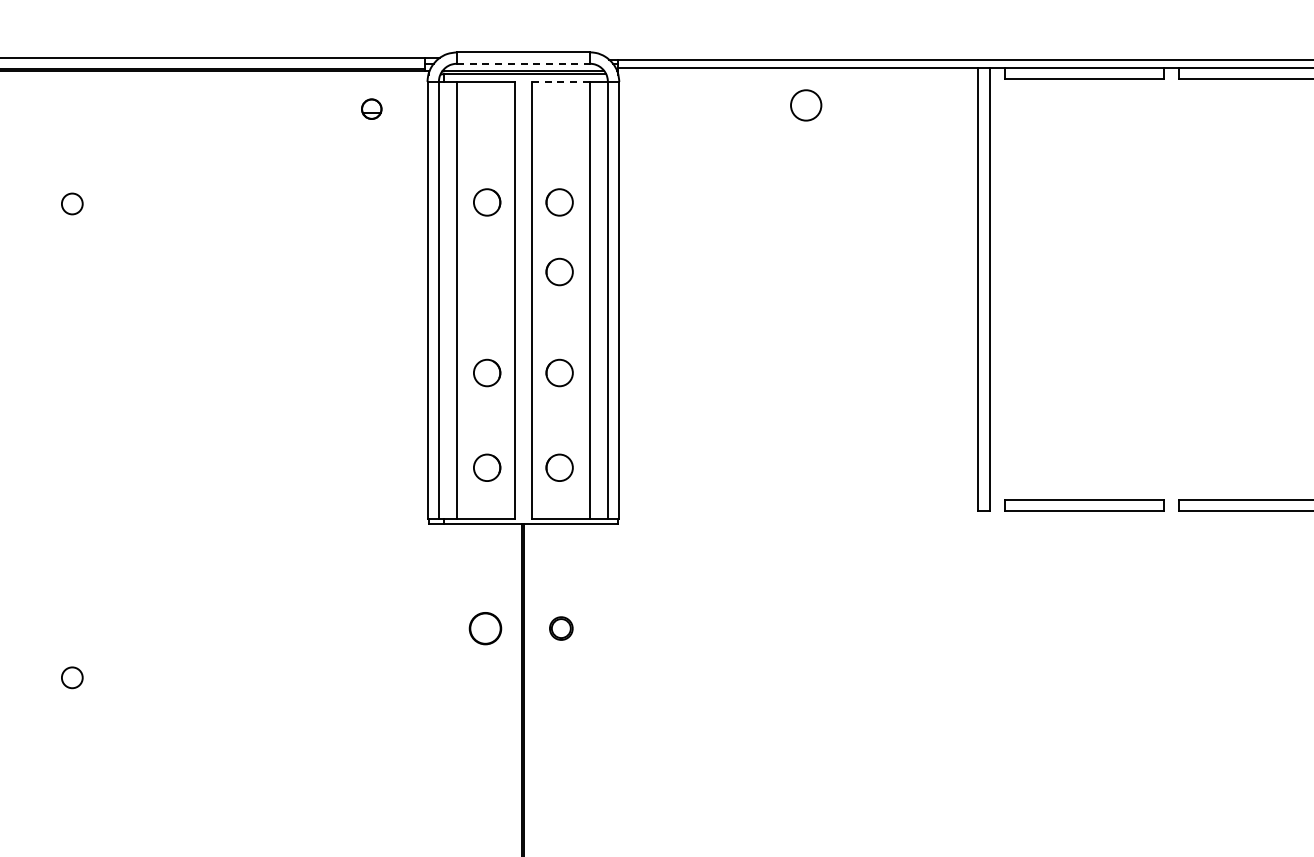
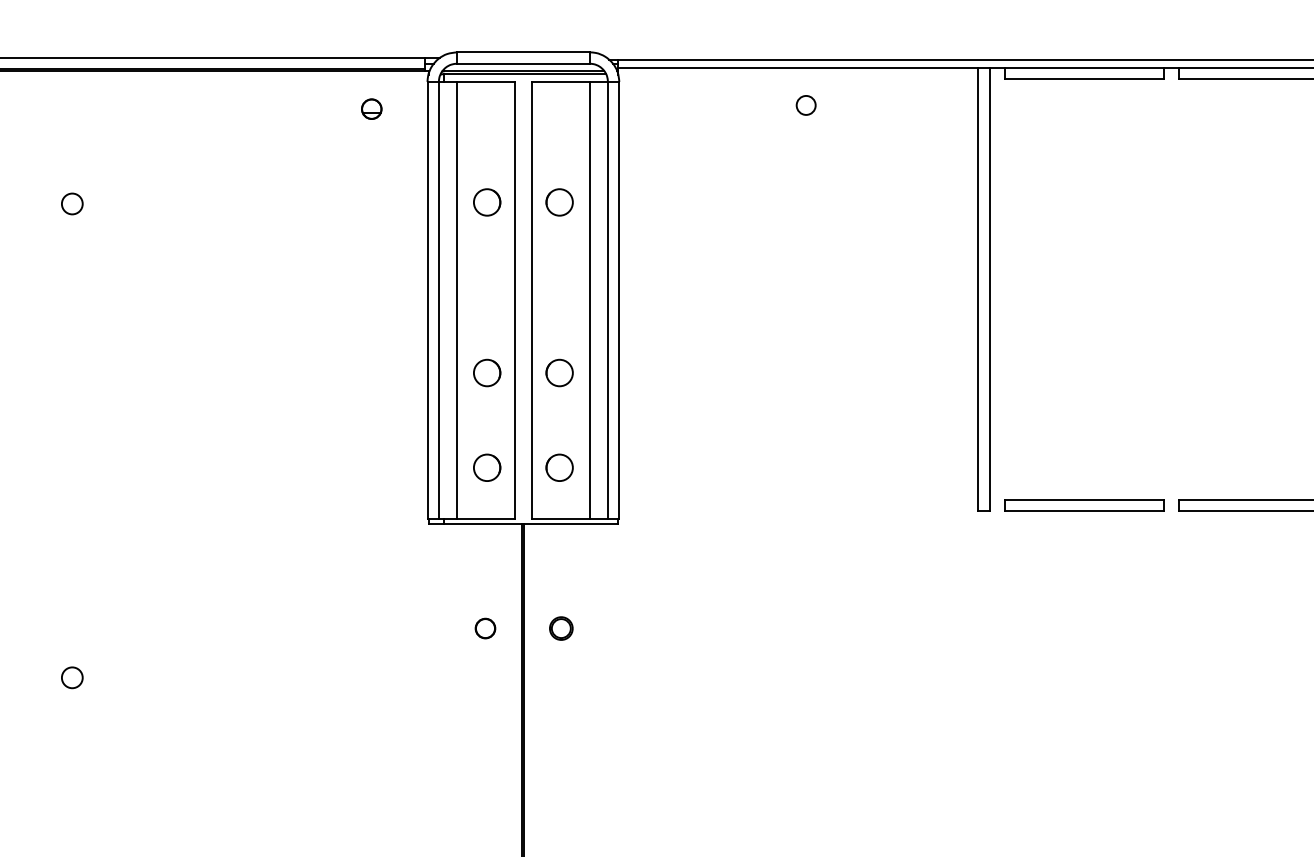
line: dashed -> solid (523, 63)
line: dashed -> solid (560, 81)
circle diameter: 30 px -> 19 px (805, 104)
part: present -> none (559, 271)
part size: 35x34 px -> 23x23 px (485, 628)
